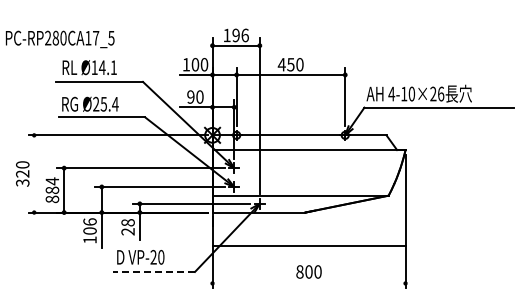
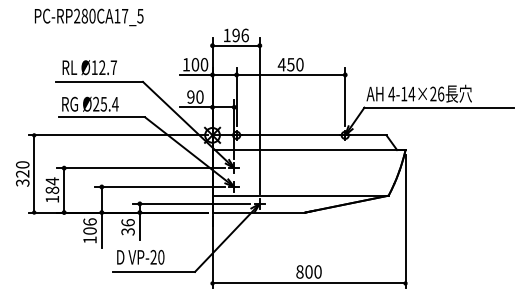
text position: (59, 39) -> (88, 17) (88, 17)
text: Ø14.1 -> Ø12.7 (107, 67)
text: 4-10×26 -> 4-14×26 (411, 93)
line: none -> present (34, 173)
text: 884 -> 184 (52, 199)
text: 28 -> 36 (127, 227)
line position: (308, 246) -> (308, 283) (308, 283)
line: dashed -> solid (154, 271)
